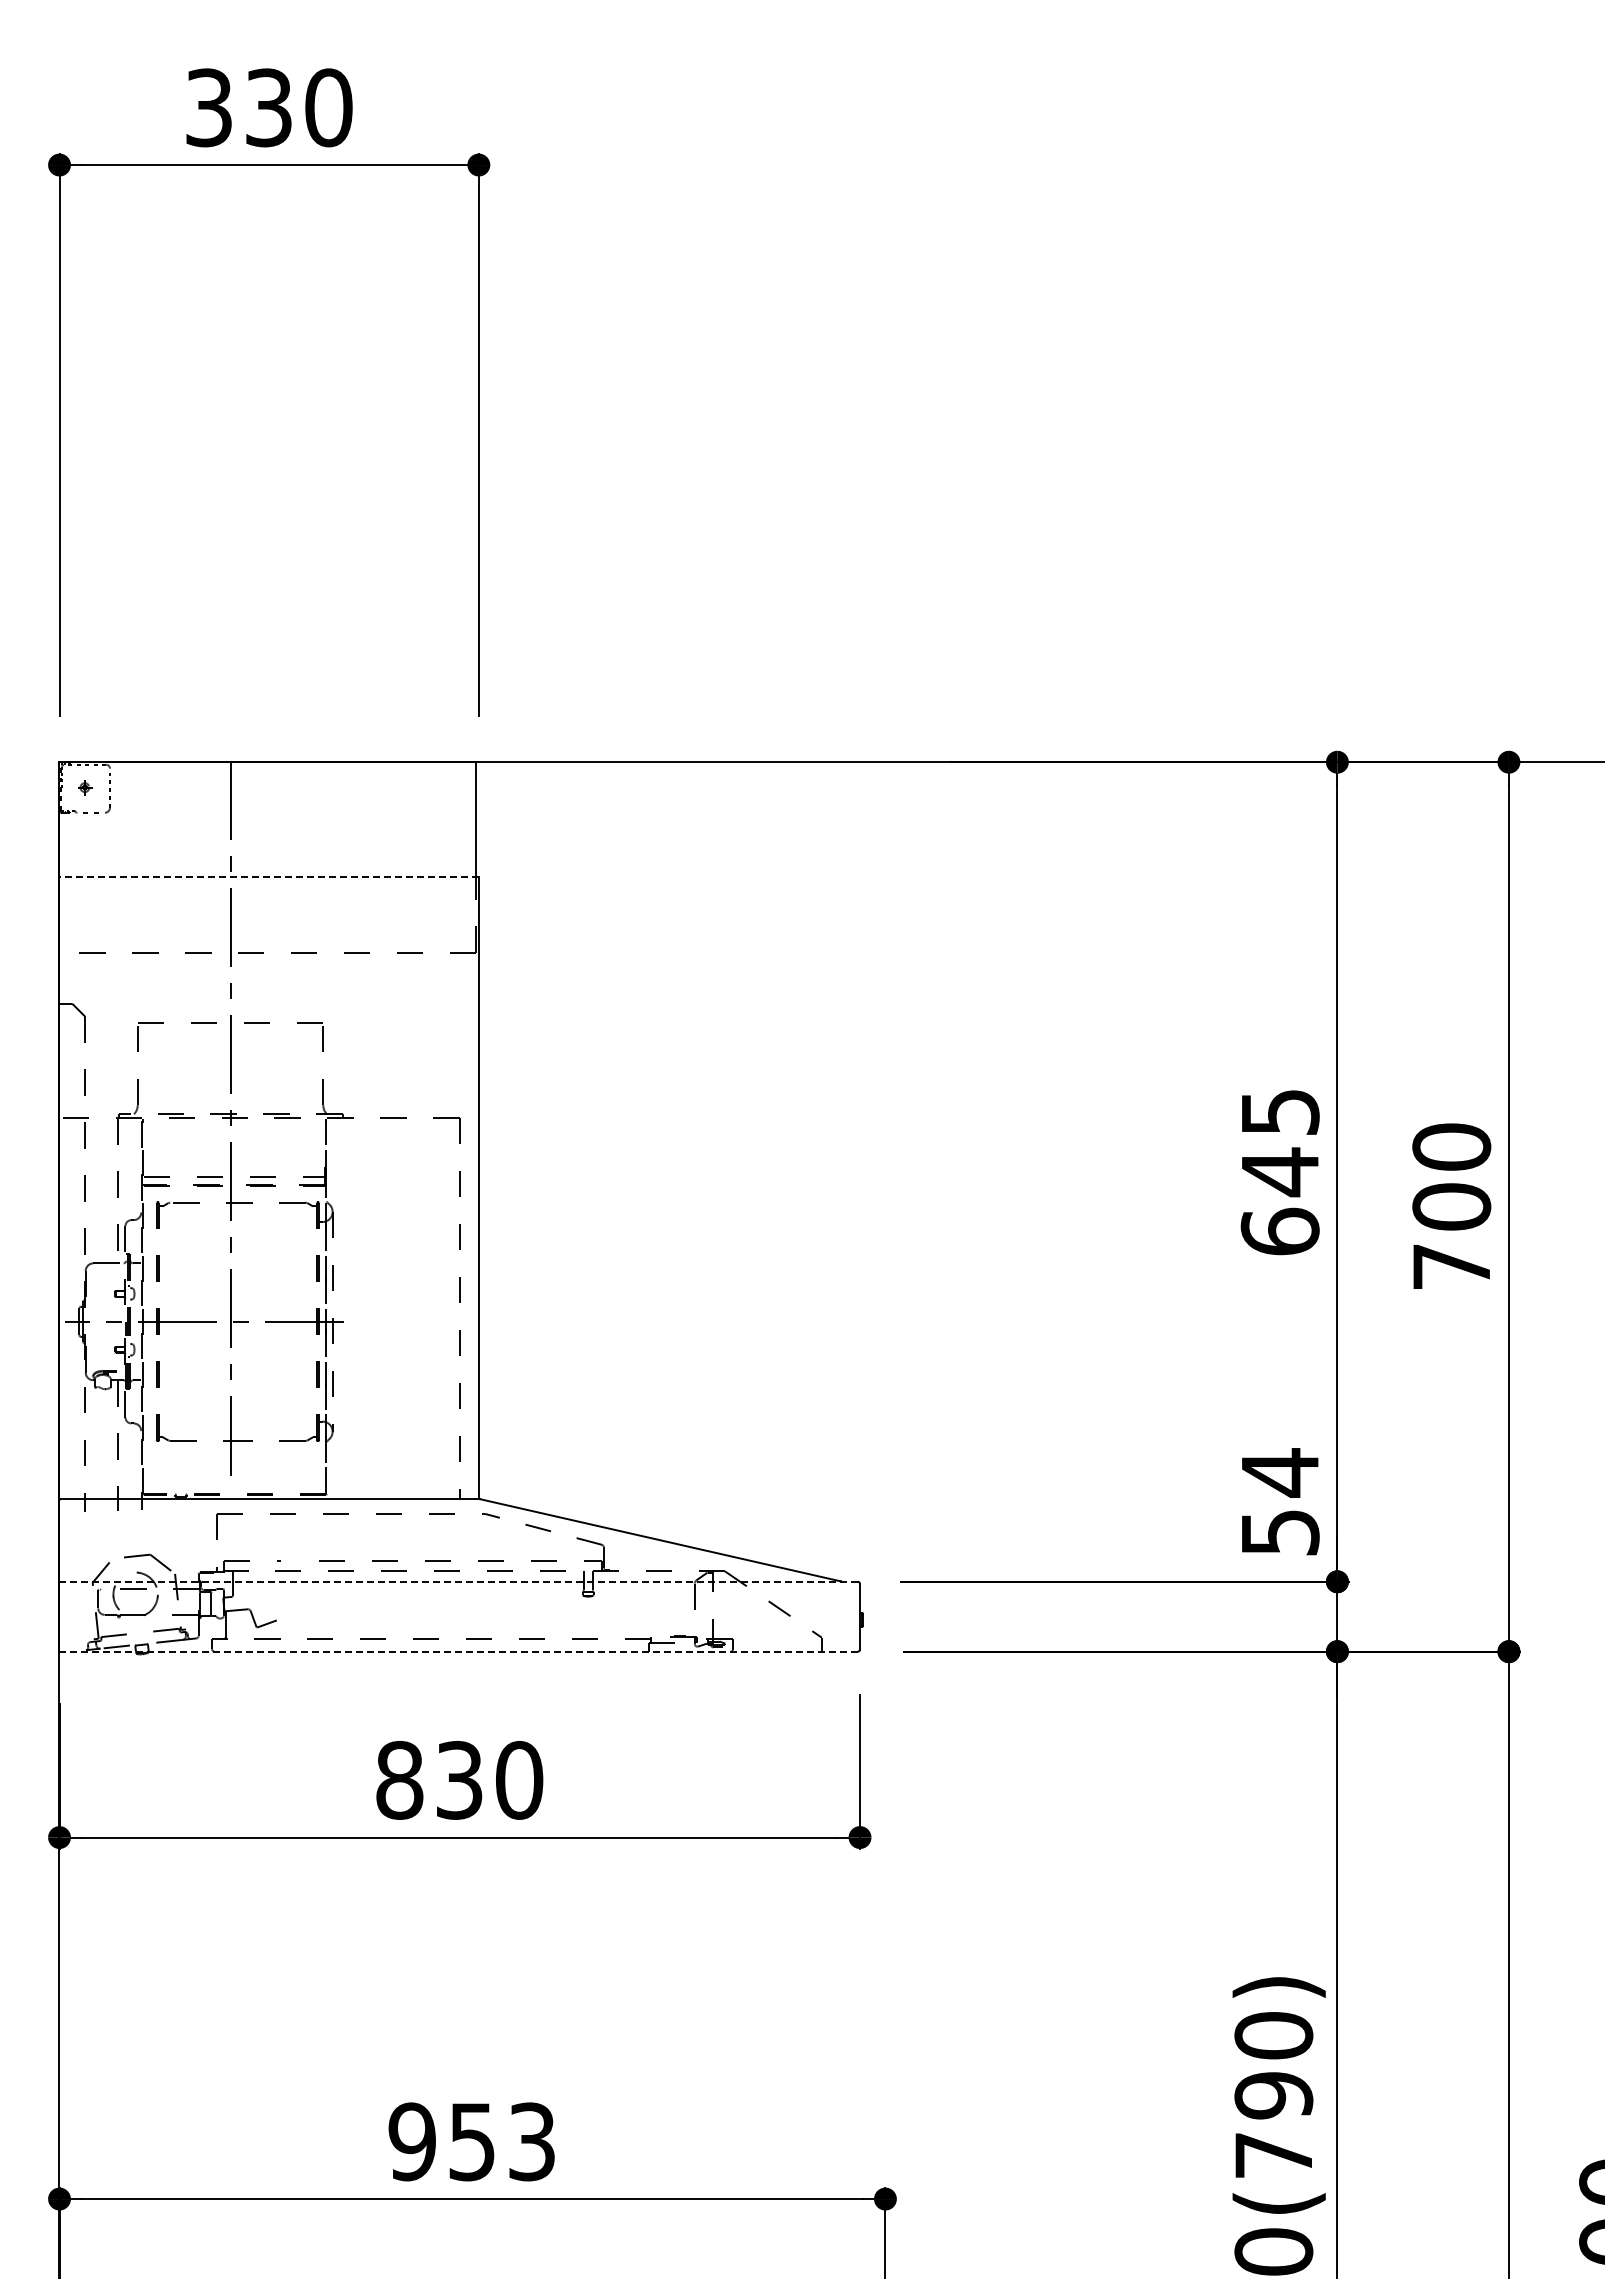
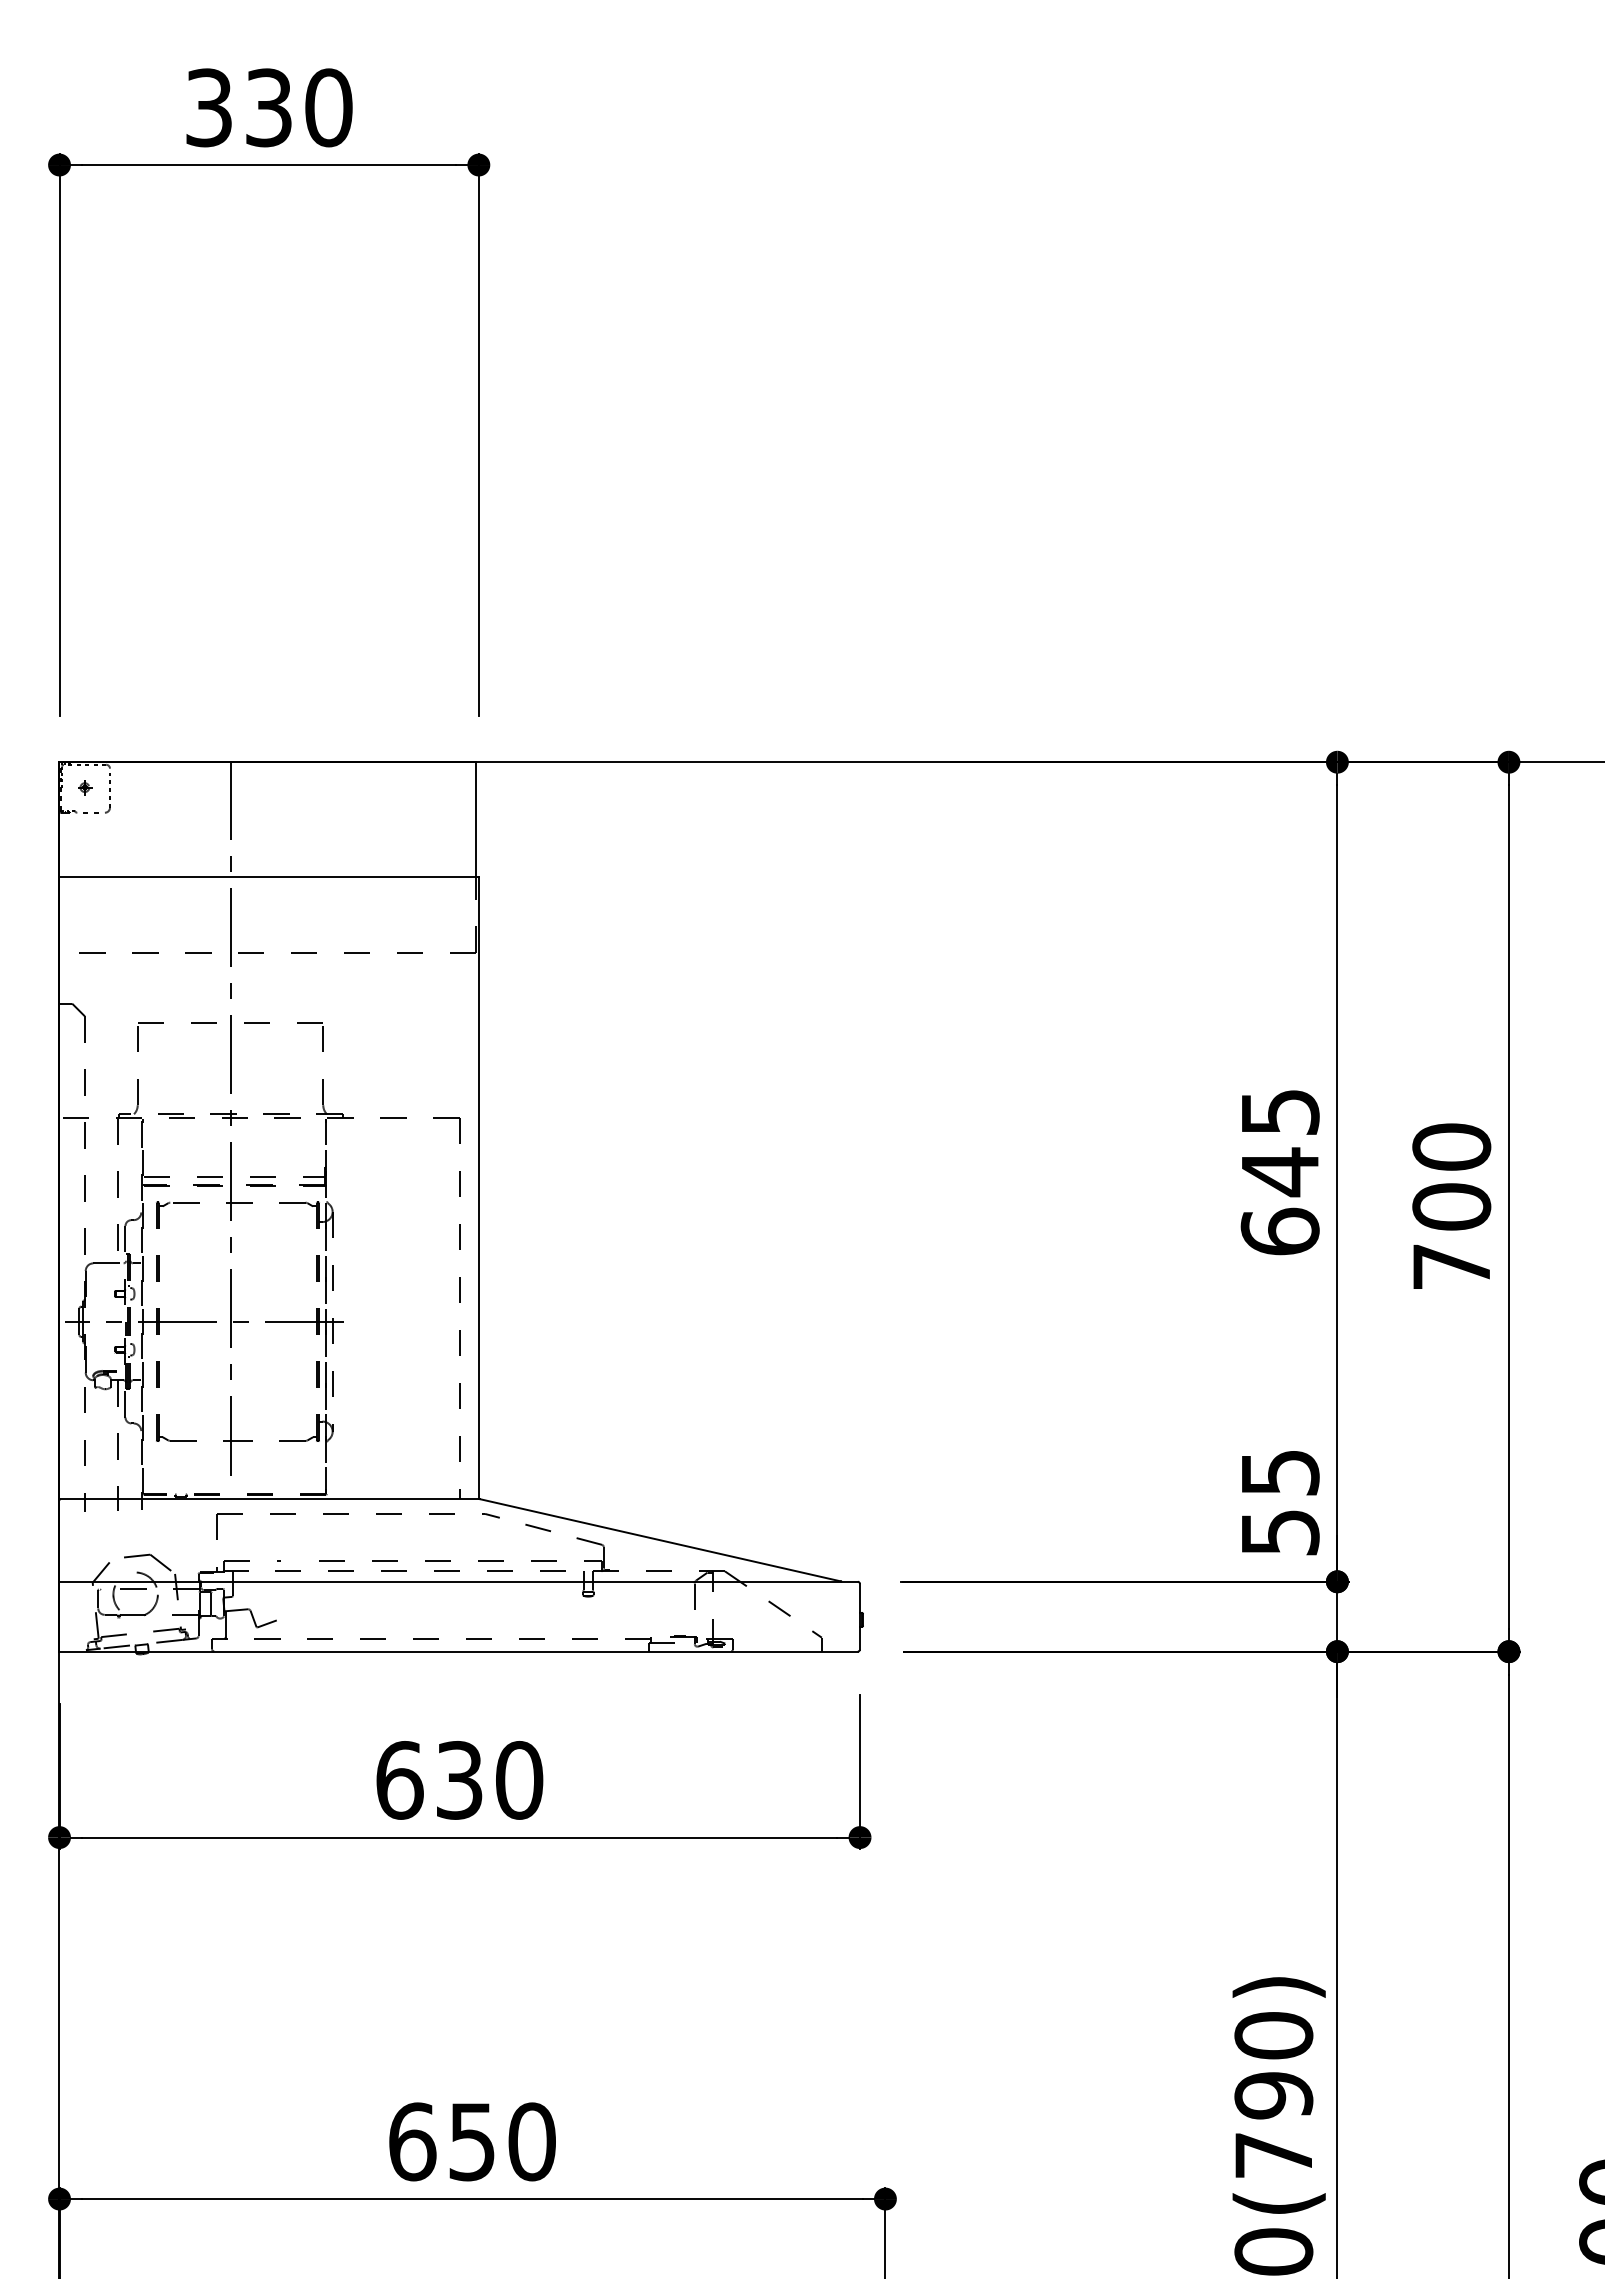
line: dashed -> solid (269, 876)
text: 54 -> 55 (1280, 1472)
line: dashed -> solid (458, 1581)
line: dashed -> solid (459, 1651)
text: 830 -> 630 (399, 1780)
text: 953 -> 650 (471, 2141)
